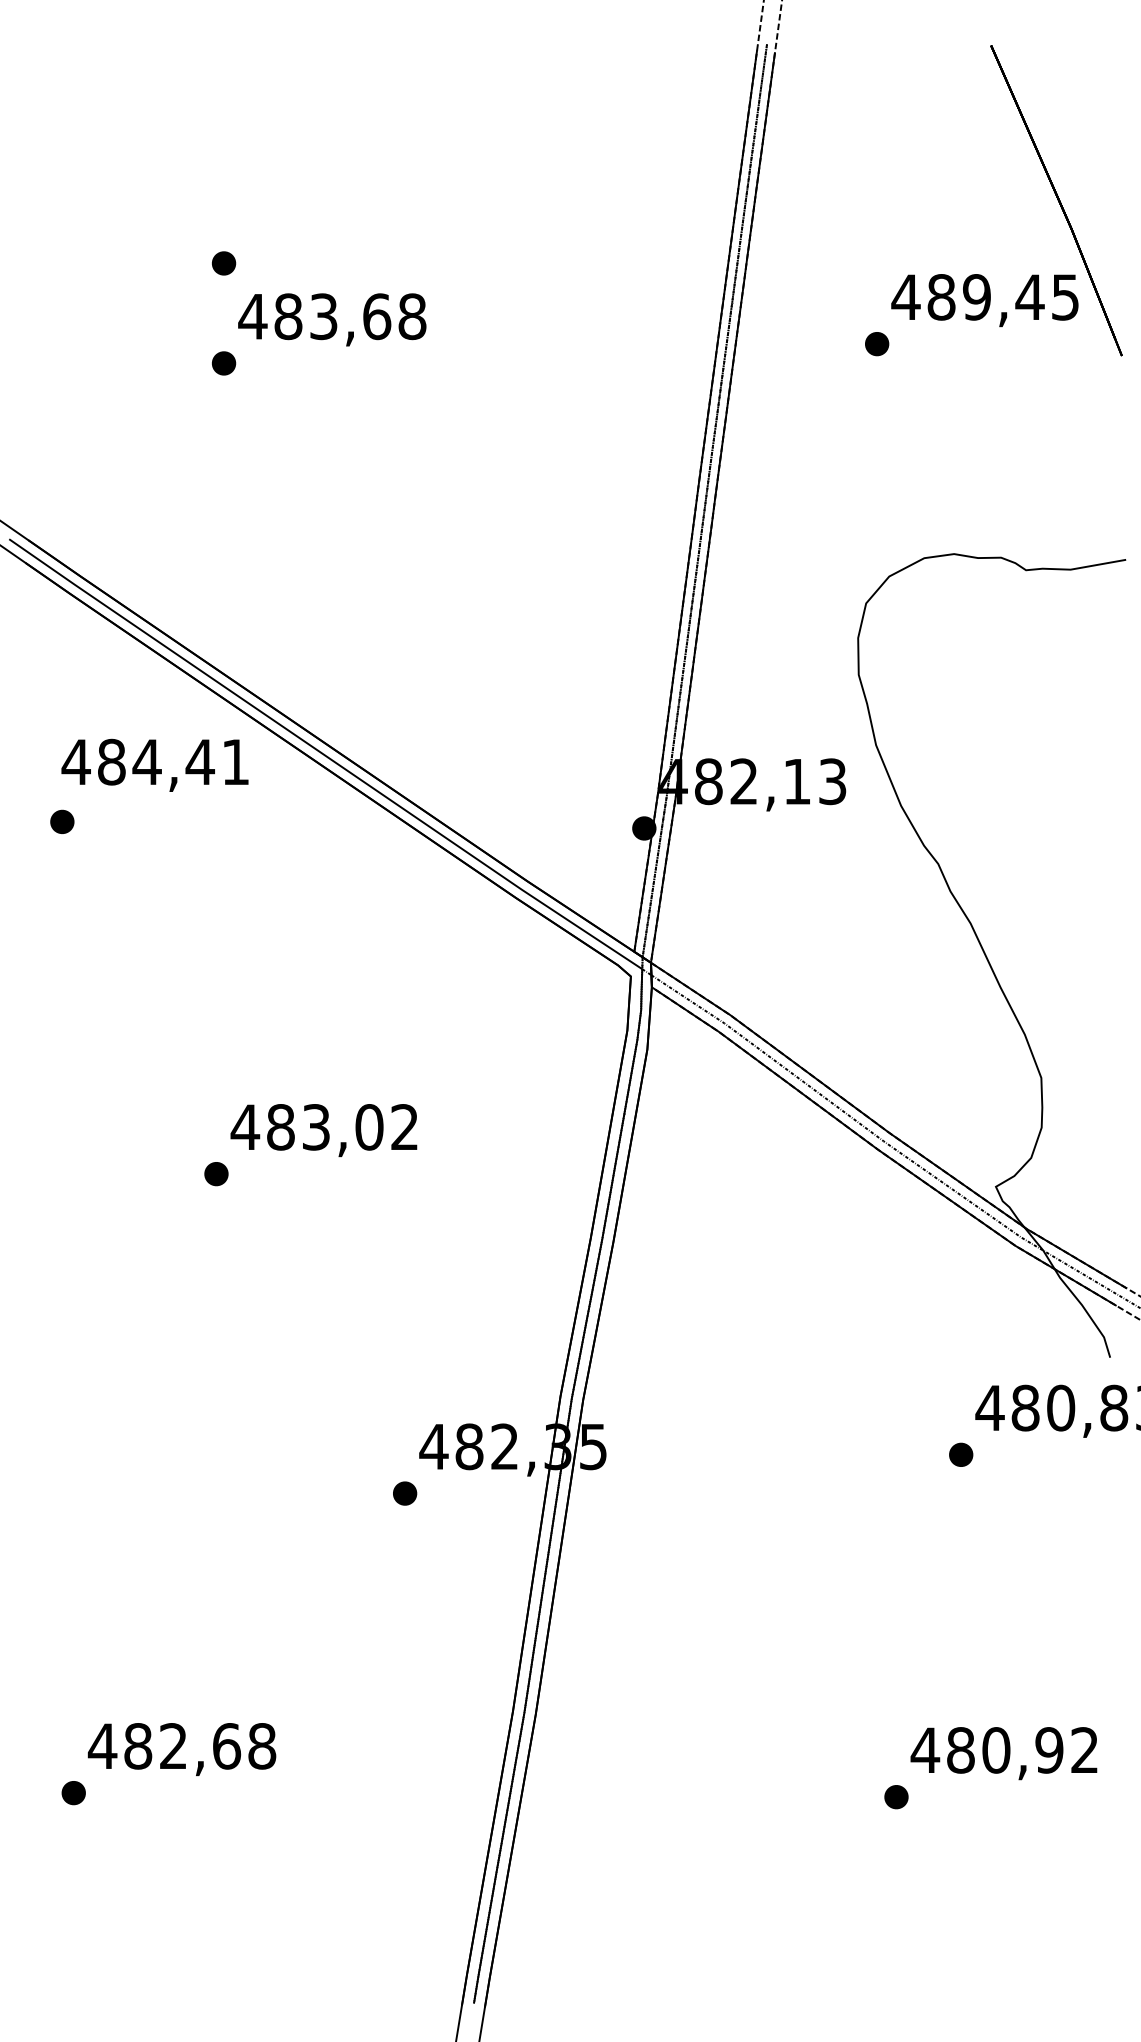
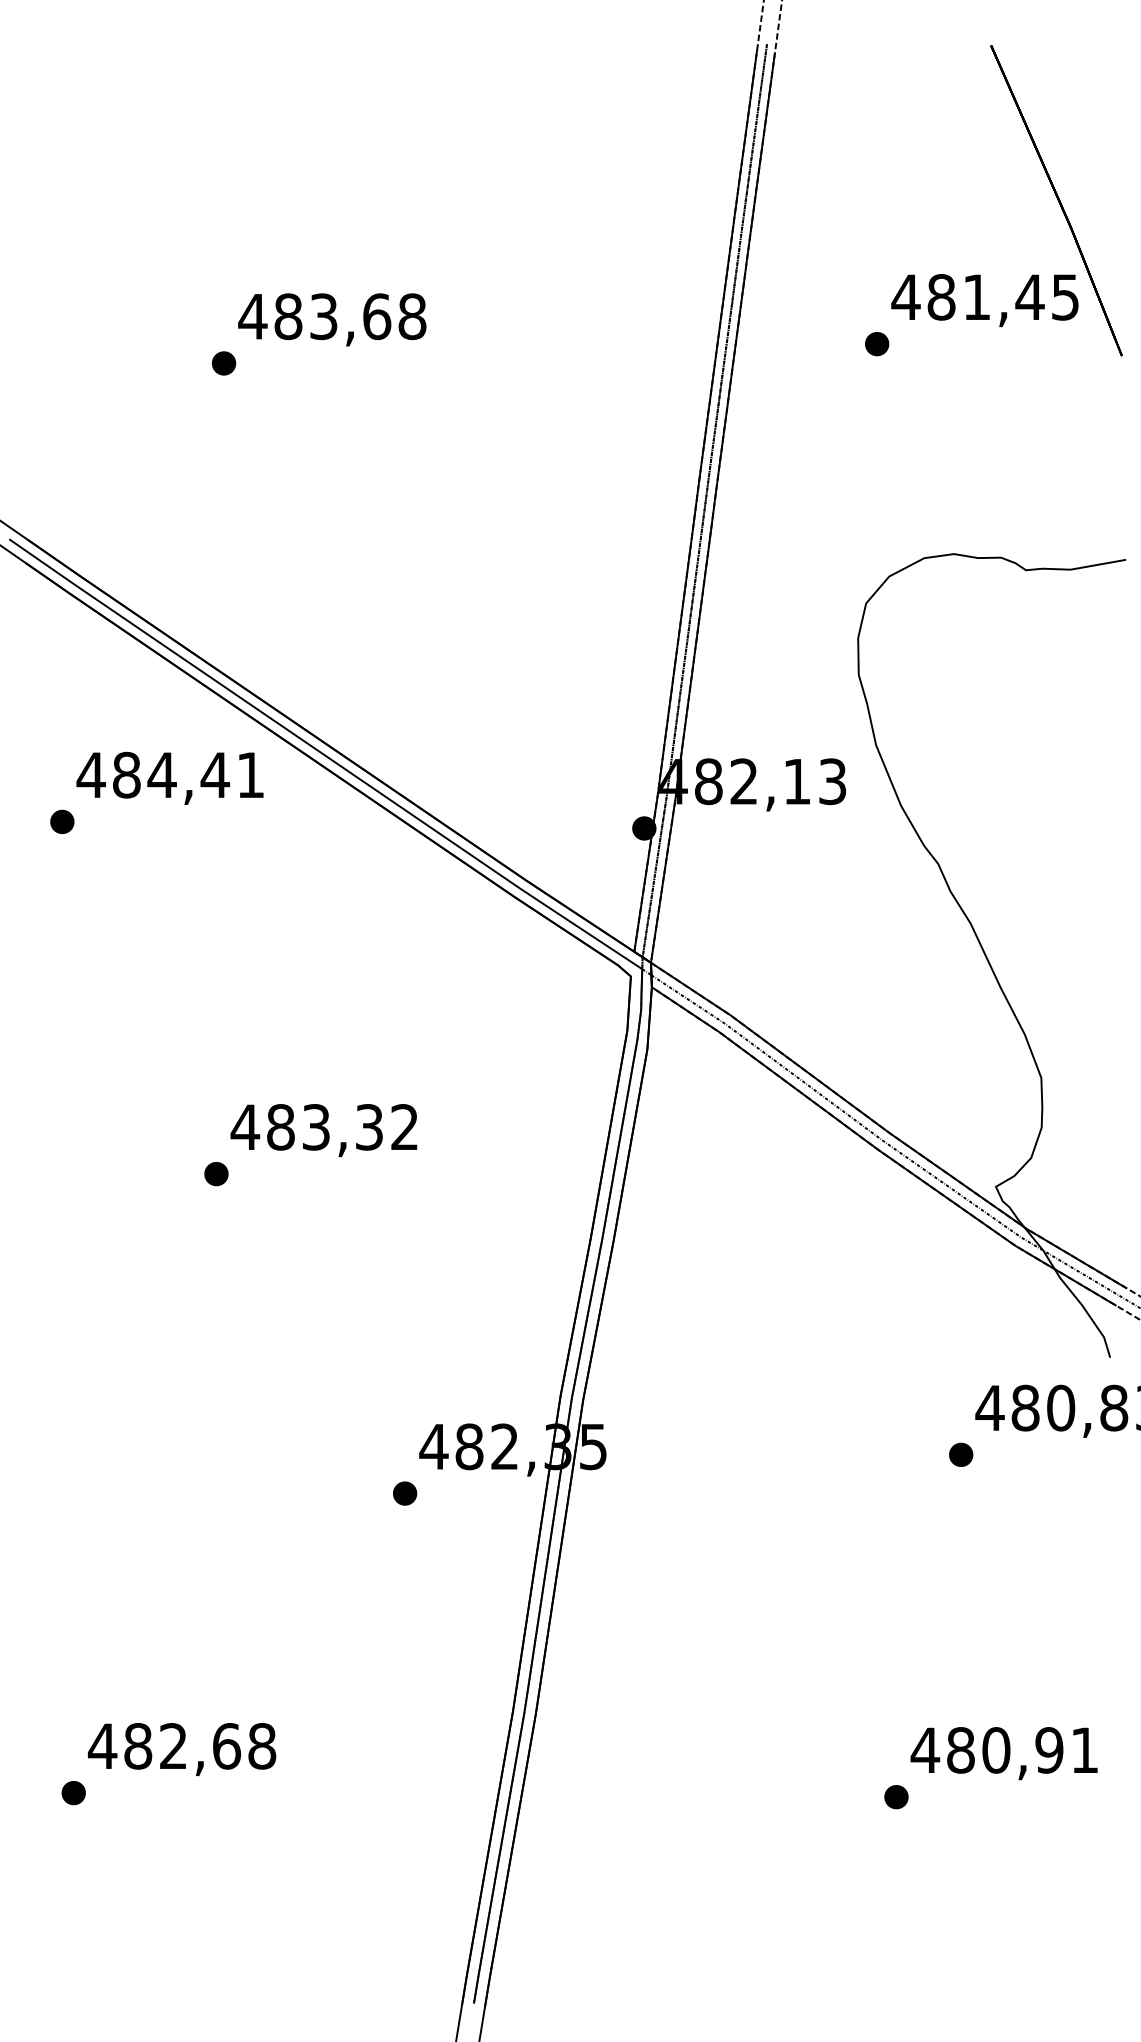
part: present -> none (224, 263)
text: 489,45 -> 481,45 (976, 297)
text position: (154, 764) -> (169, 777) (169, 777)
text: 483,02 -> 483,32 (369, 1127)
text: 480,92 -> 480,91 (1084, 1749)
